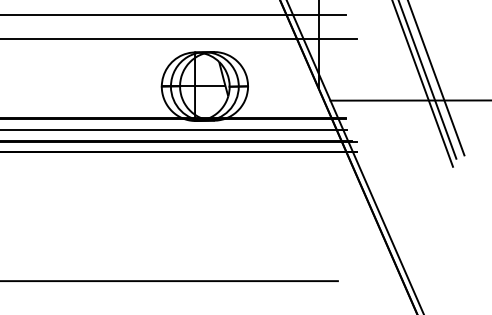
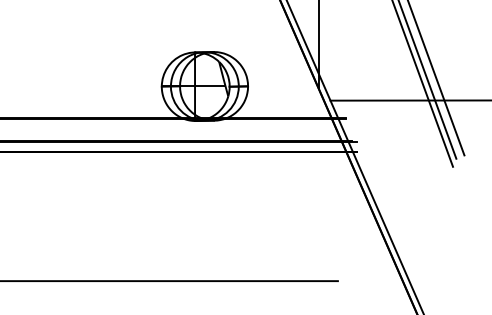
line: present -> none (174, 15)
line: present -> none (179, 39)
line: present -> none (174, 130)
